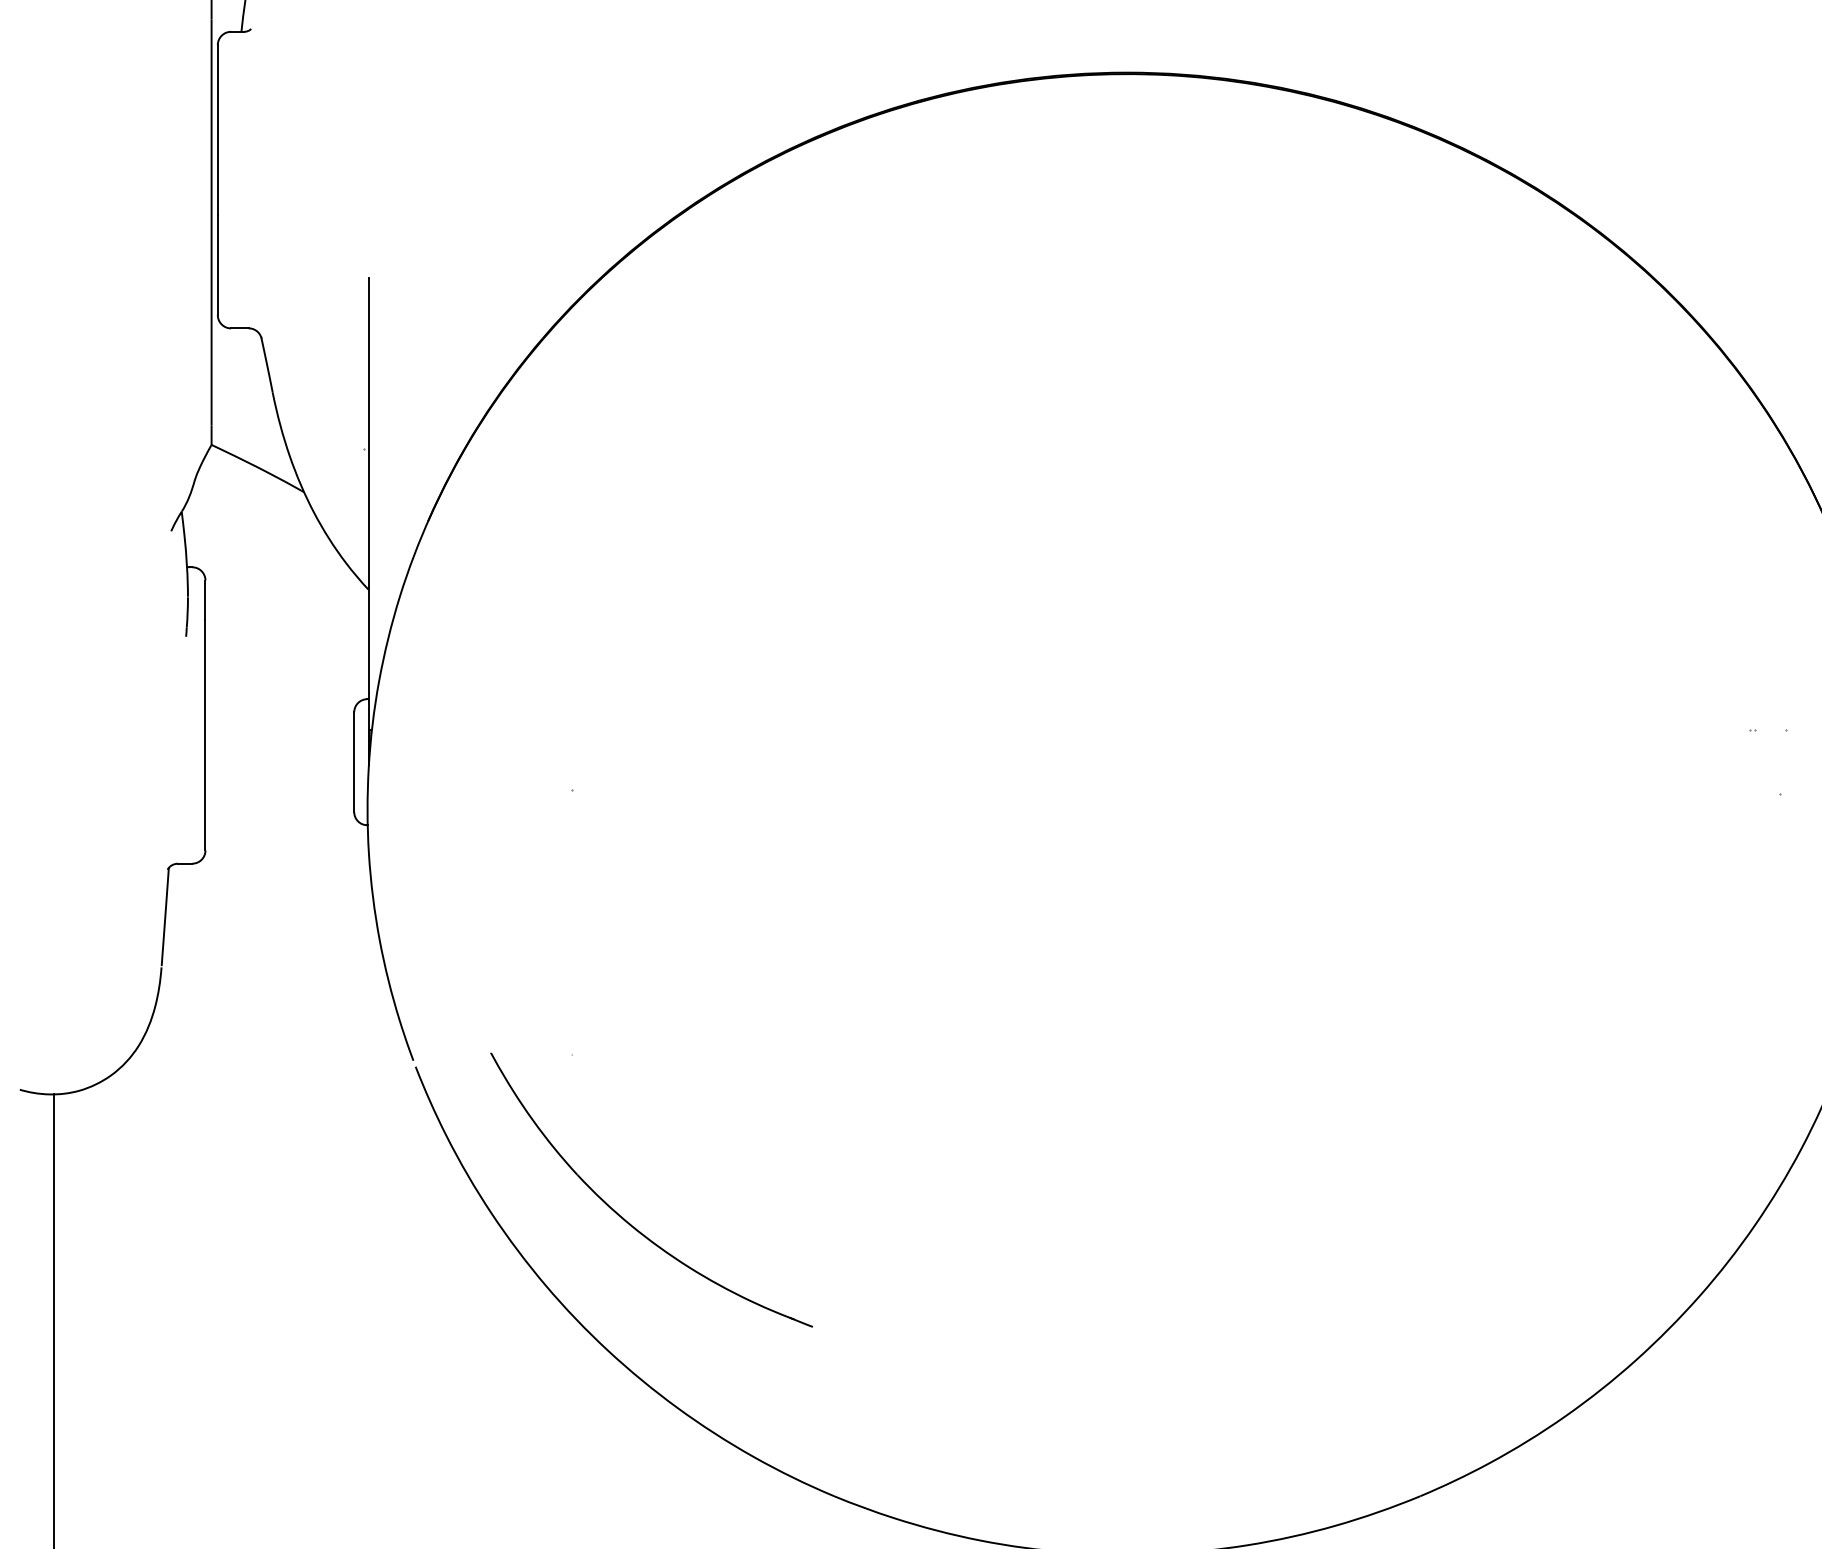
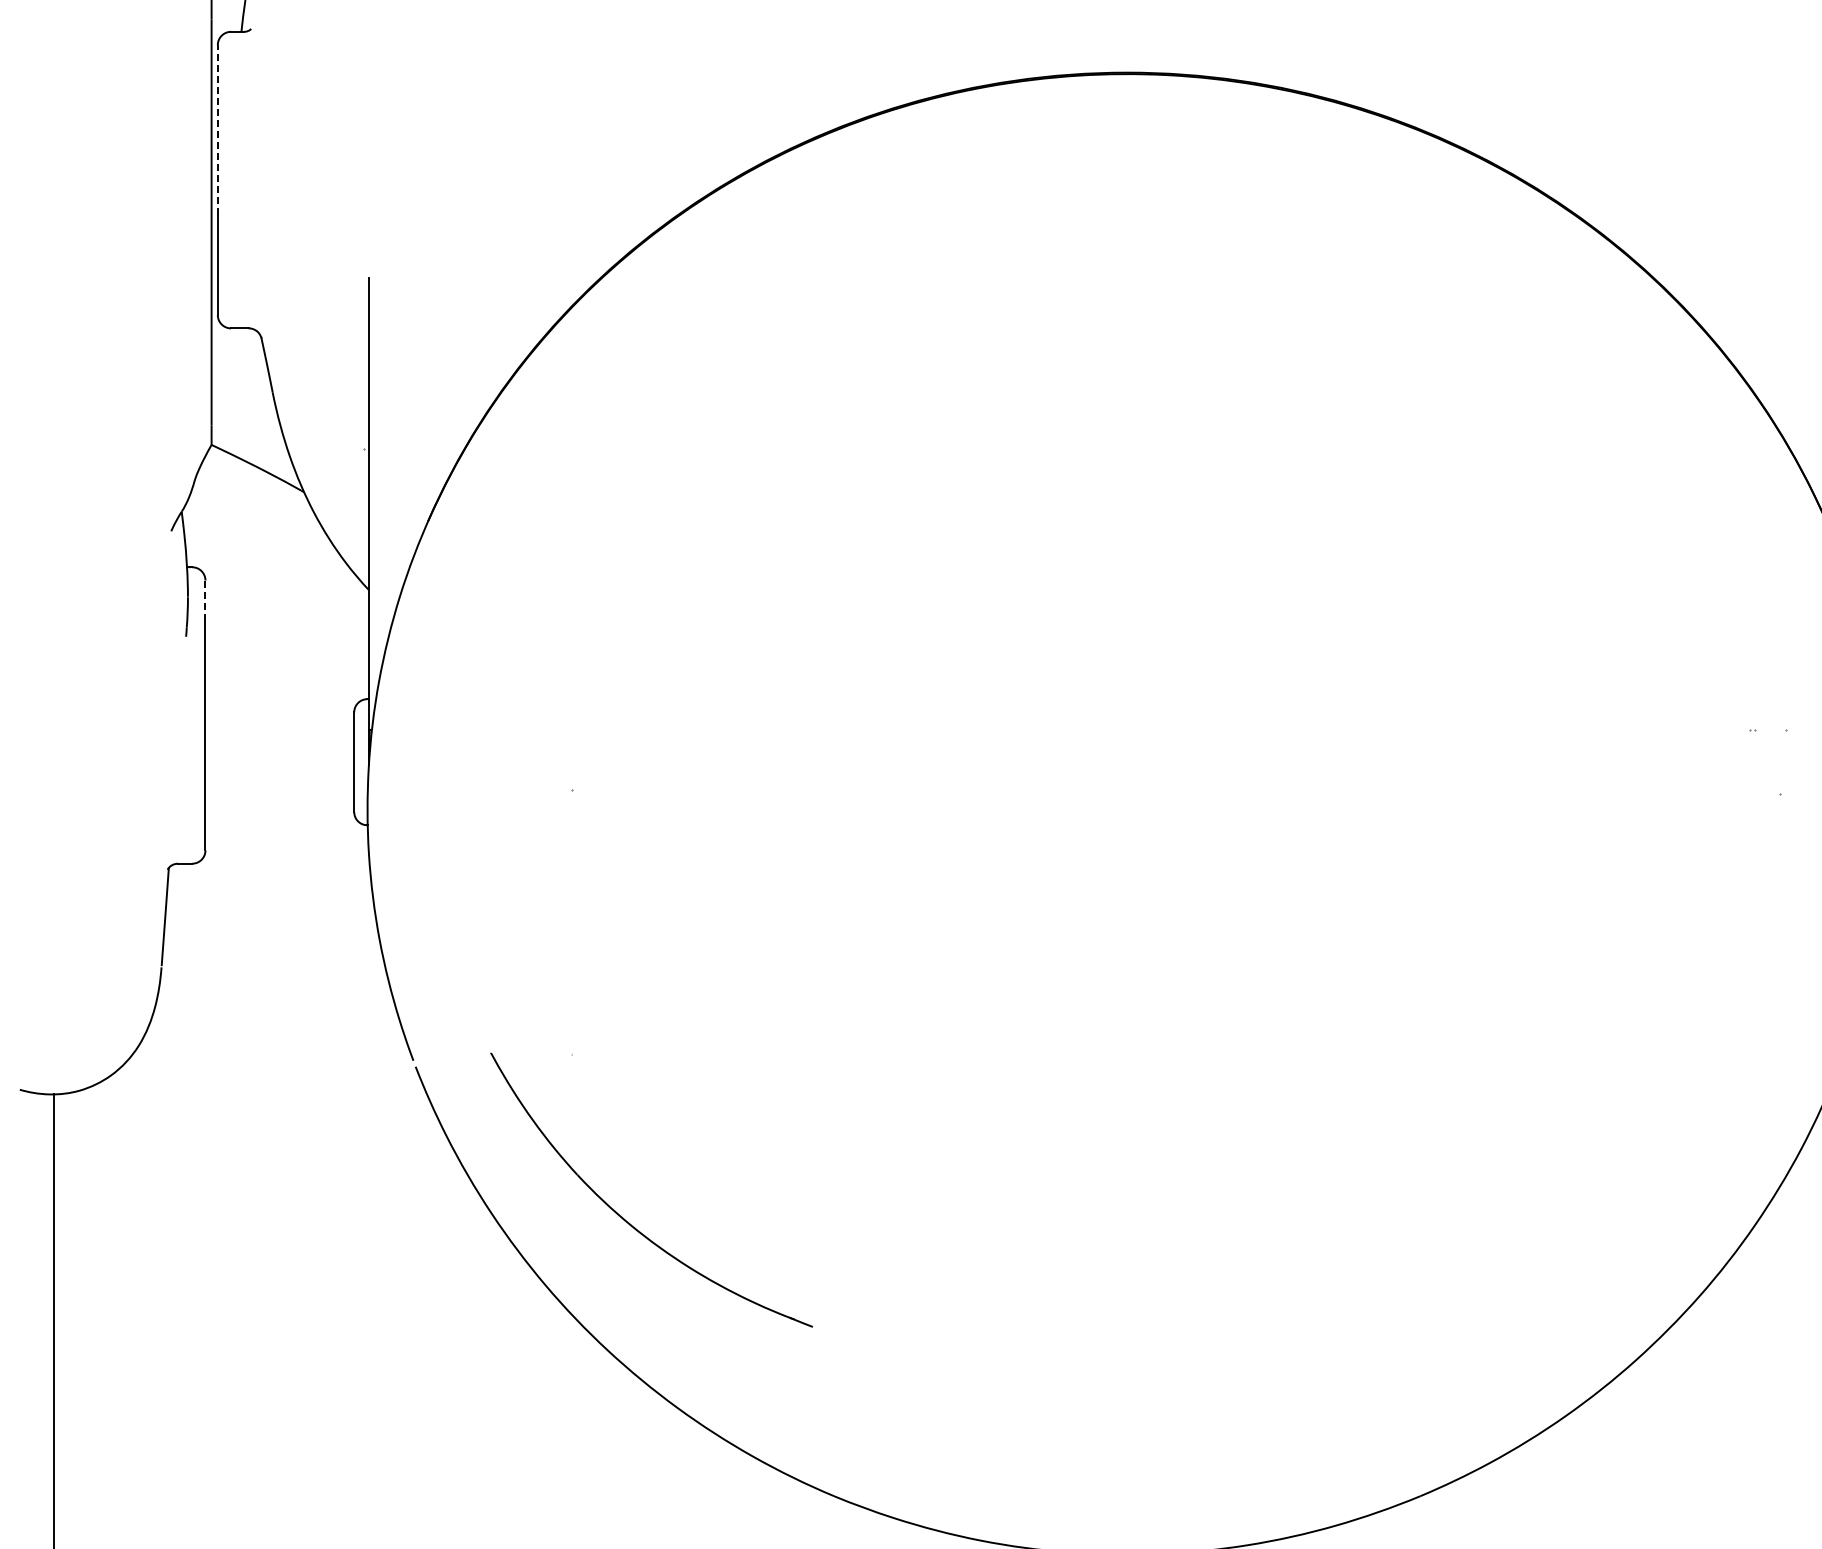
line: solid -> dashed (217, 130)
line: solid -> dashed (205, 600)
